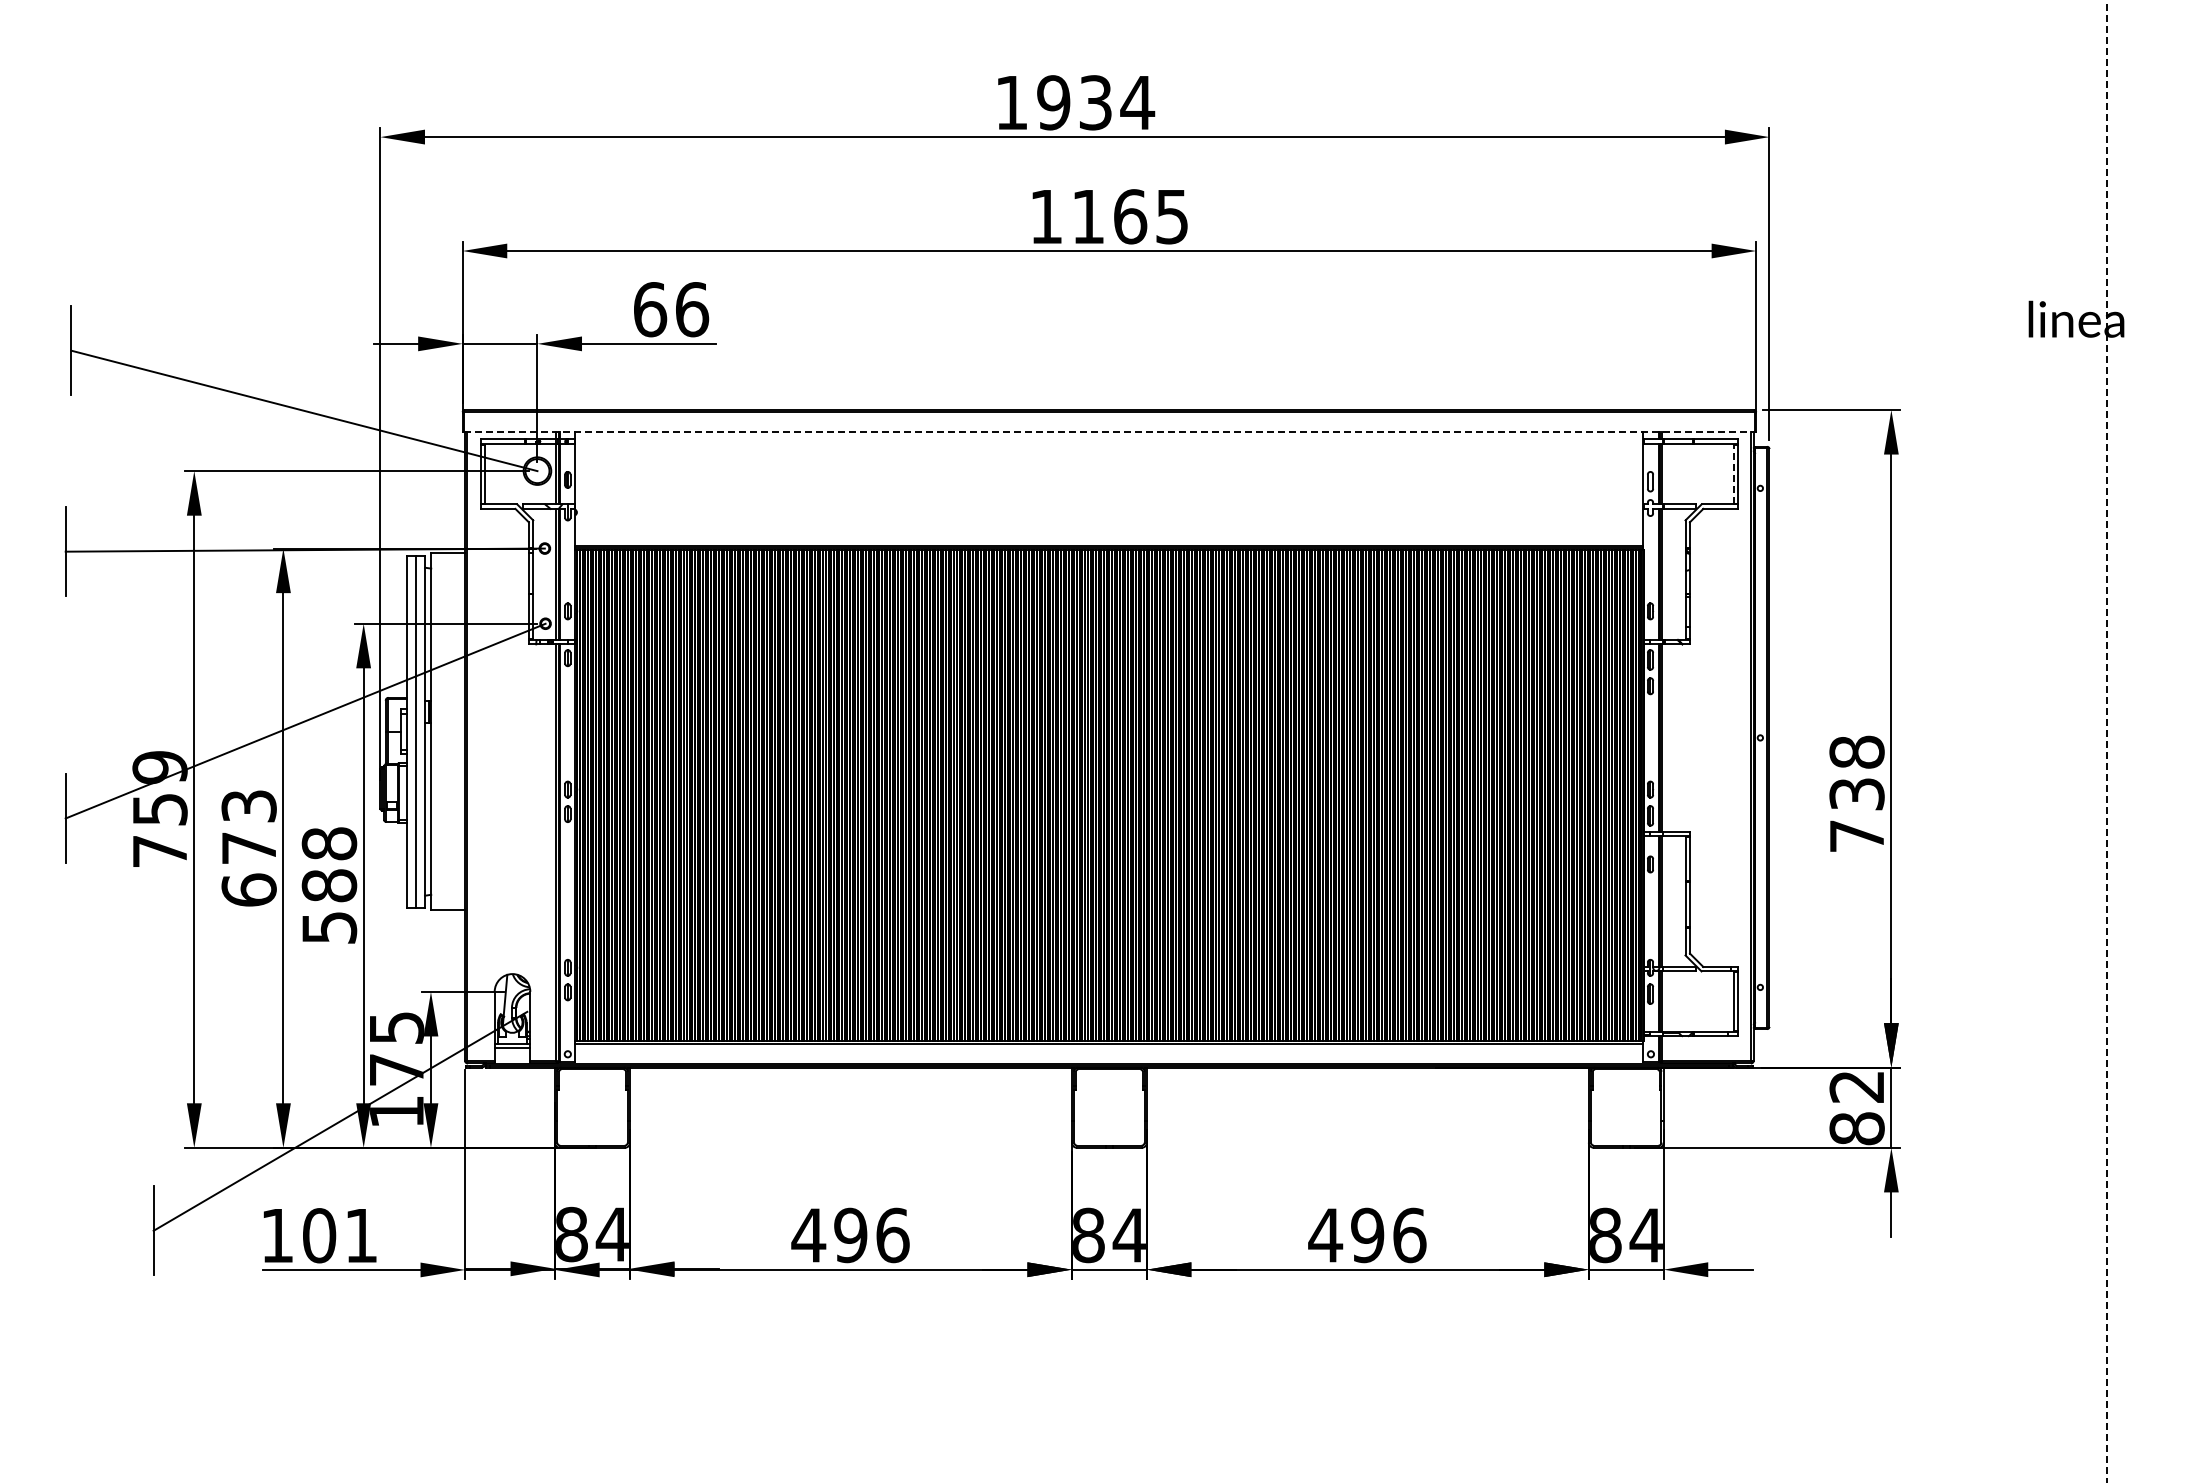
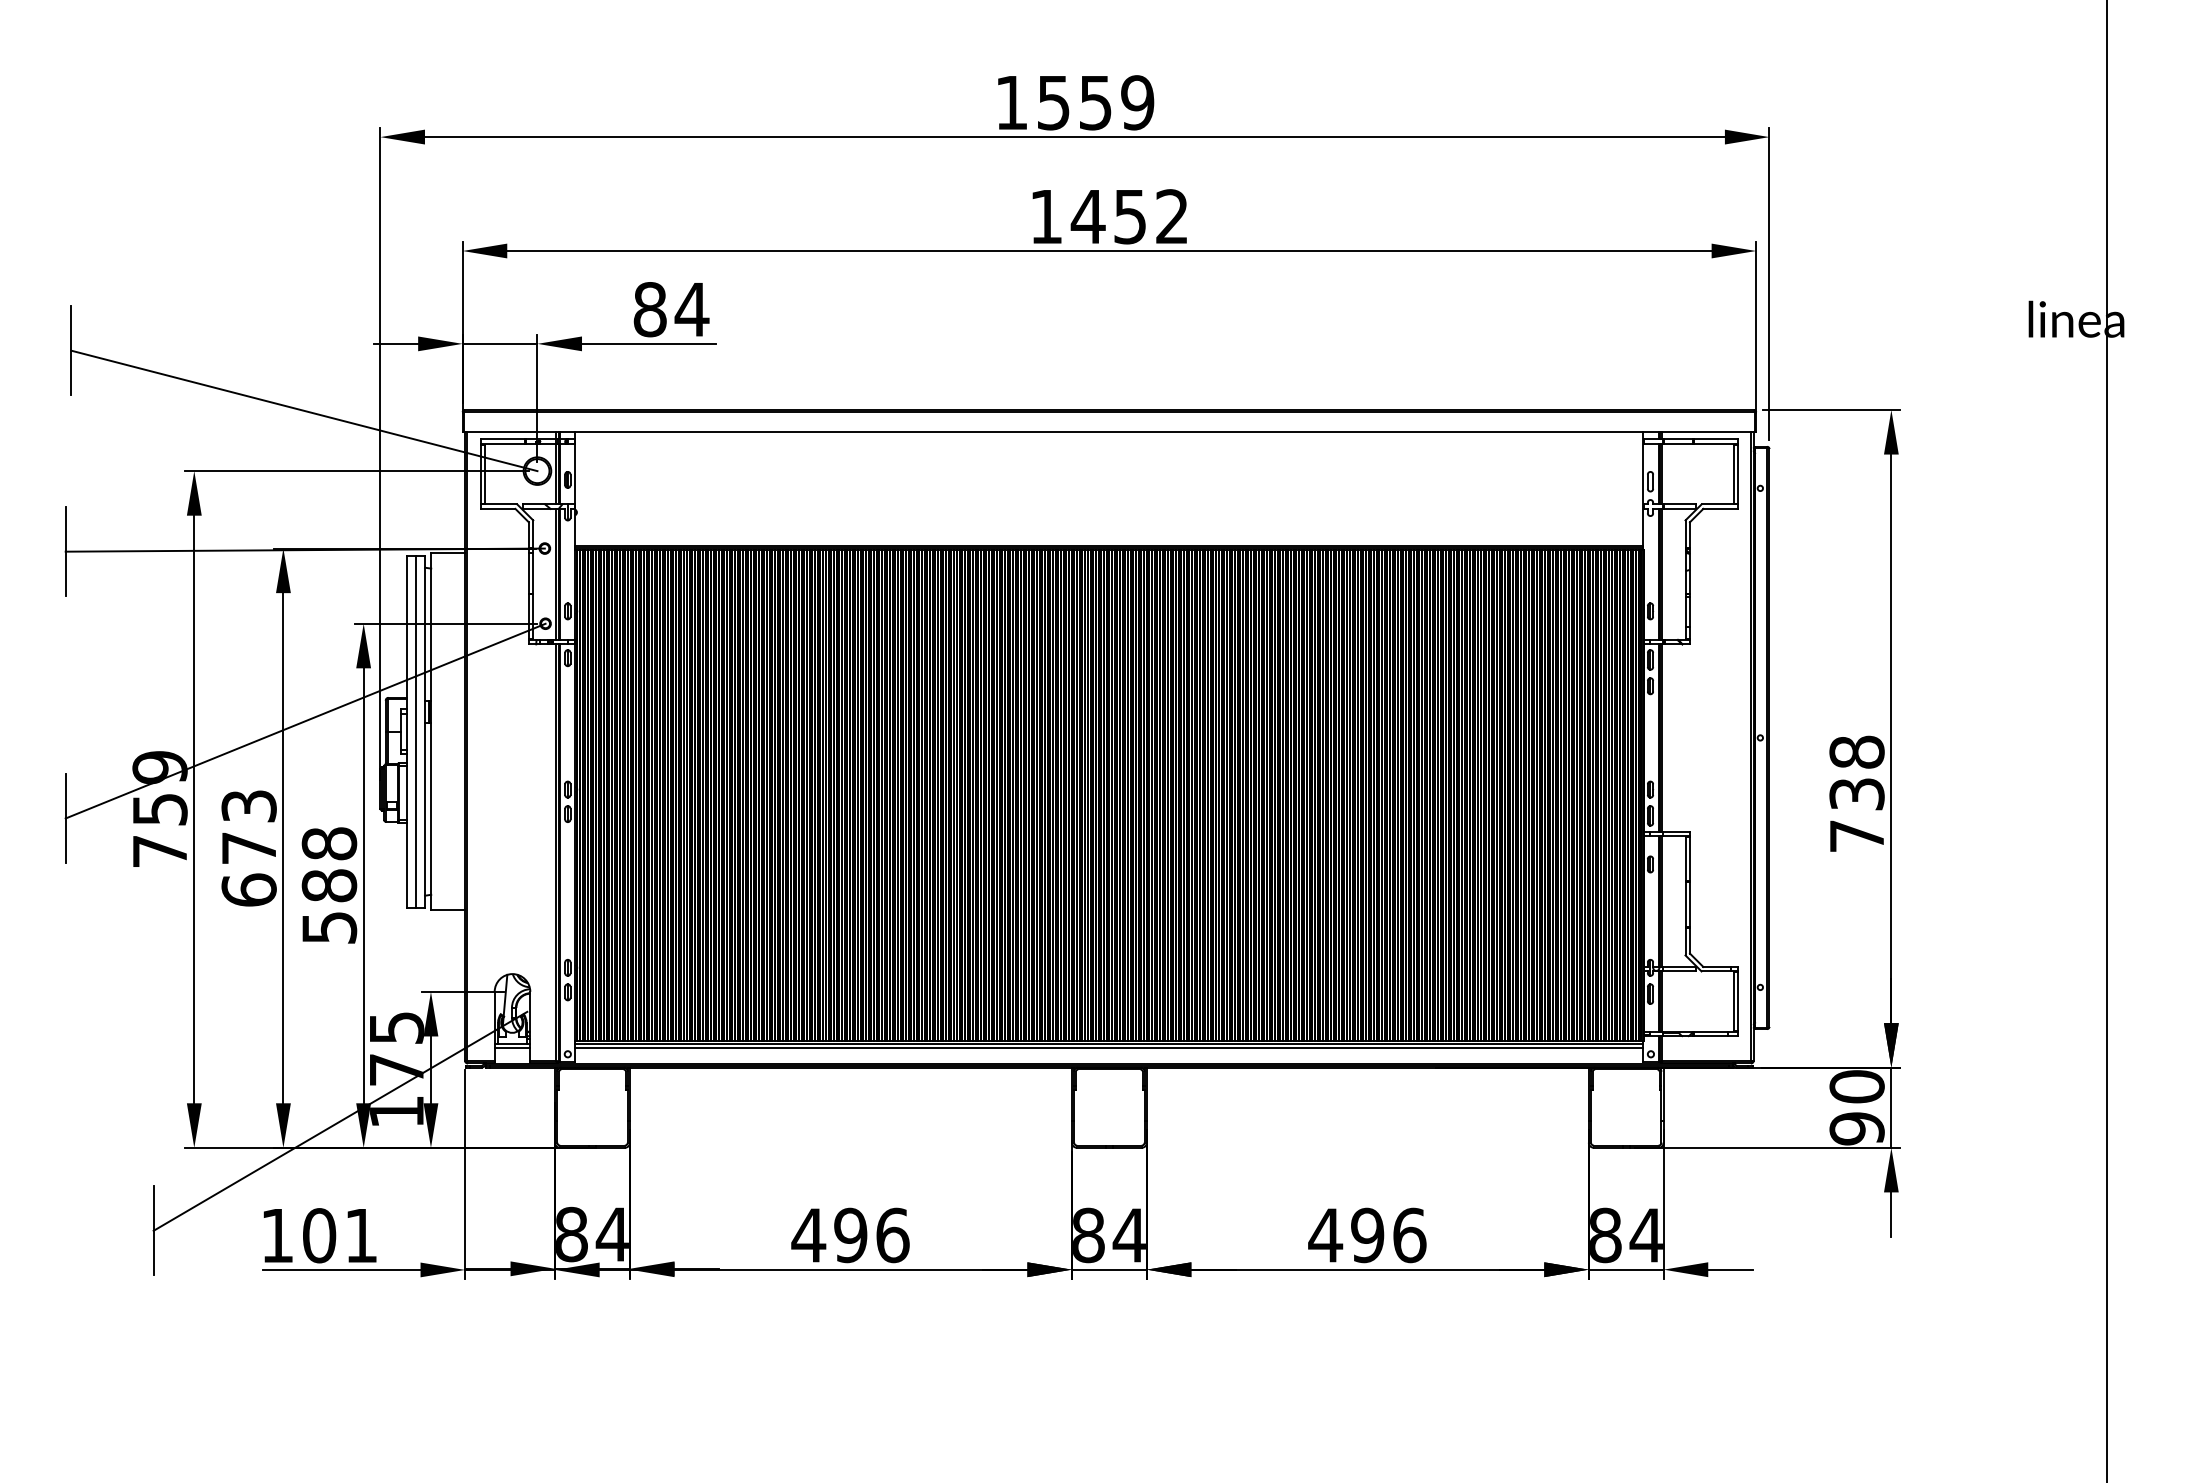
text: 1934 -> 1559 (1096, 102)
text: 1165 -> 1452 (1128, 216)
text: 66 -> 84 (671, 309)
line: dashed -> solid (1109, 432)
line: dashed -> solid (1733, 473)
line: dashed -> solid (2107, 741)
line: none -> present (1109, 1047)
text: 82 -> 90 (1856, 1107)
